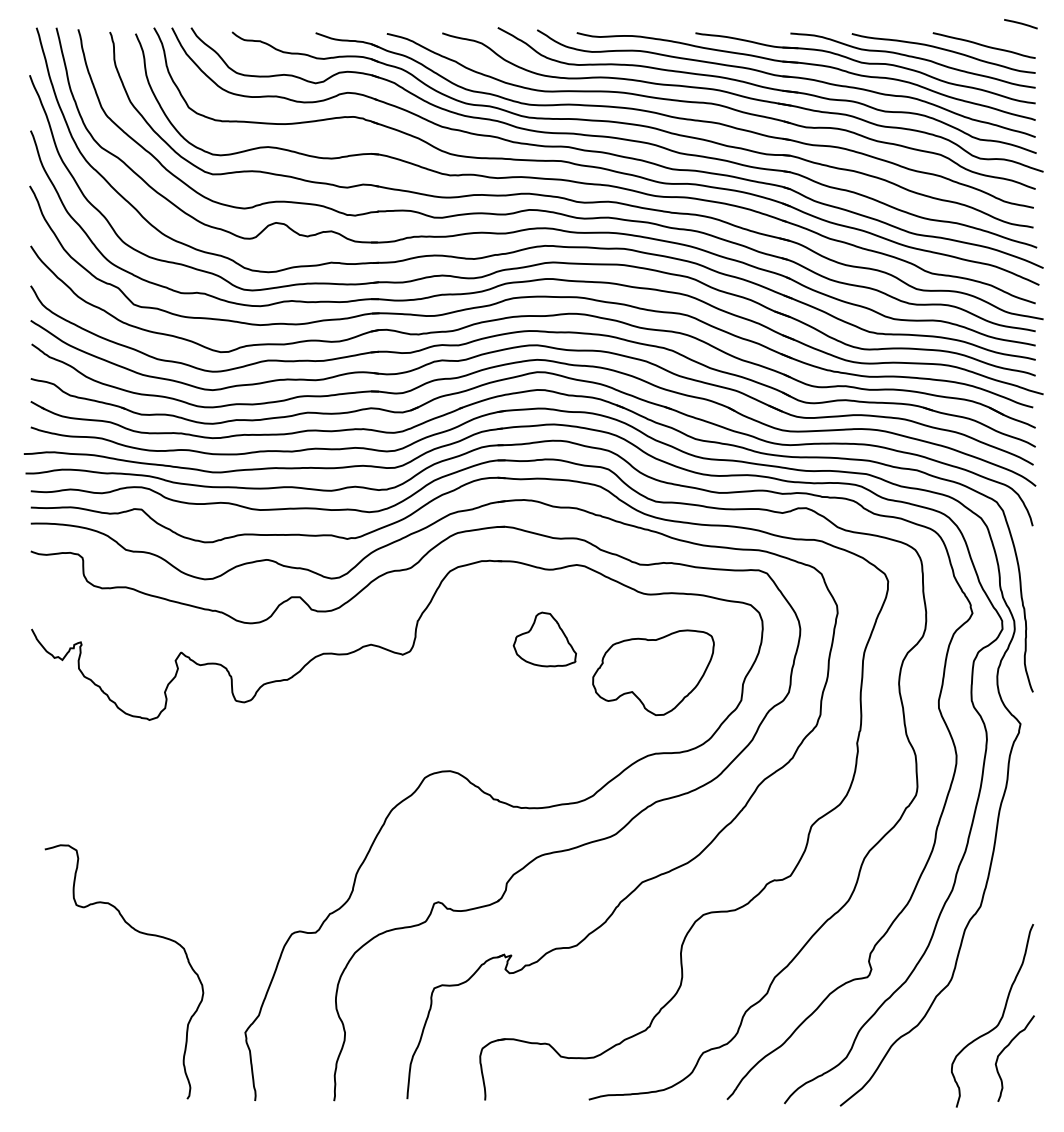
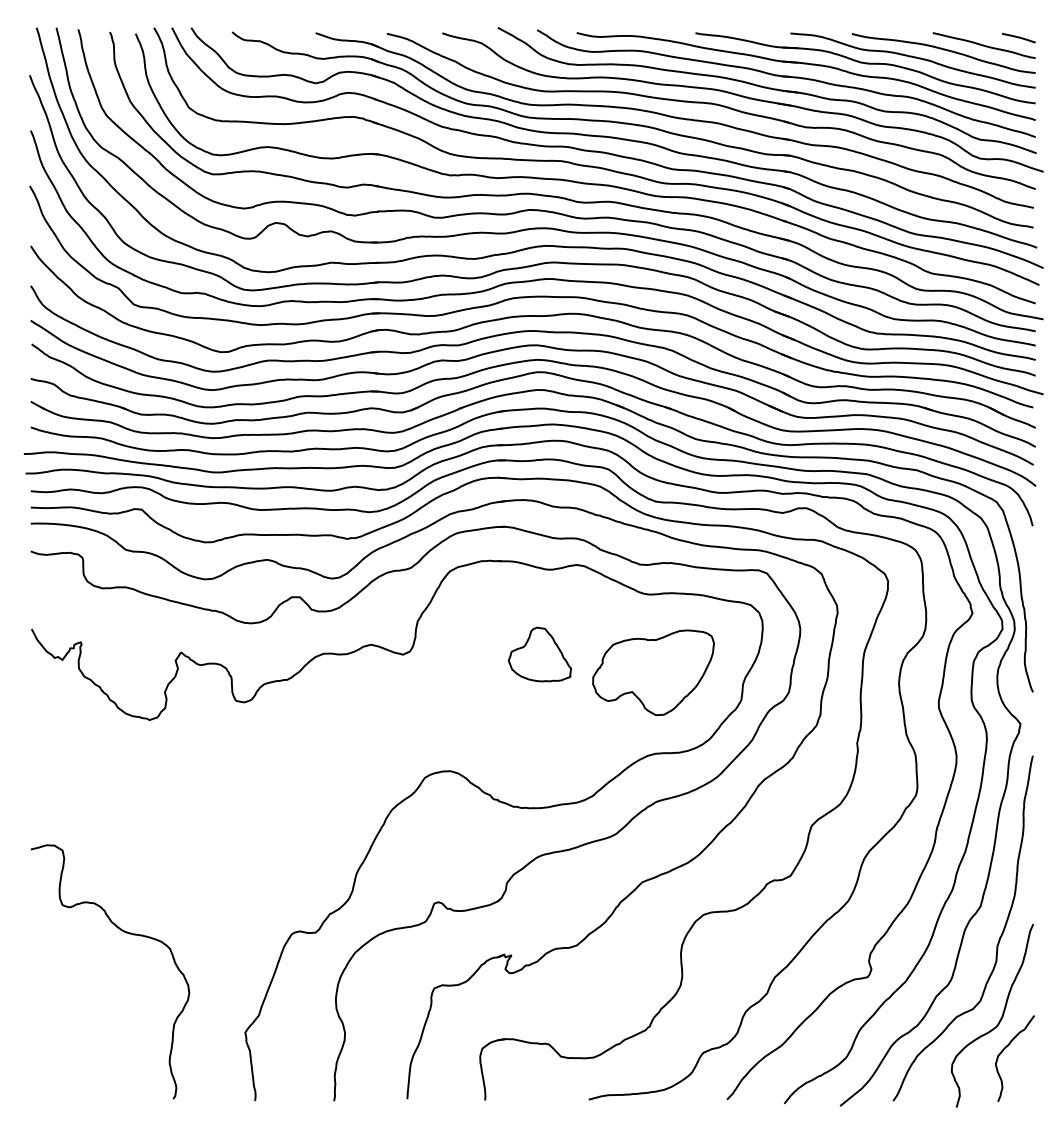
line position: (1020, 24) -> (1018, 38) (1018, 38)
part position: (544, 639) -> (539, 654) (539, 654)
curve position: (140, 933) -> (126, 933) (126, 933)
curve: none -> present (998, 939)
